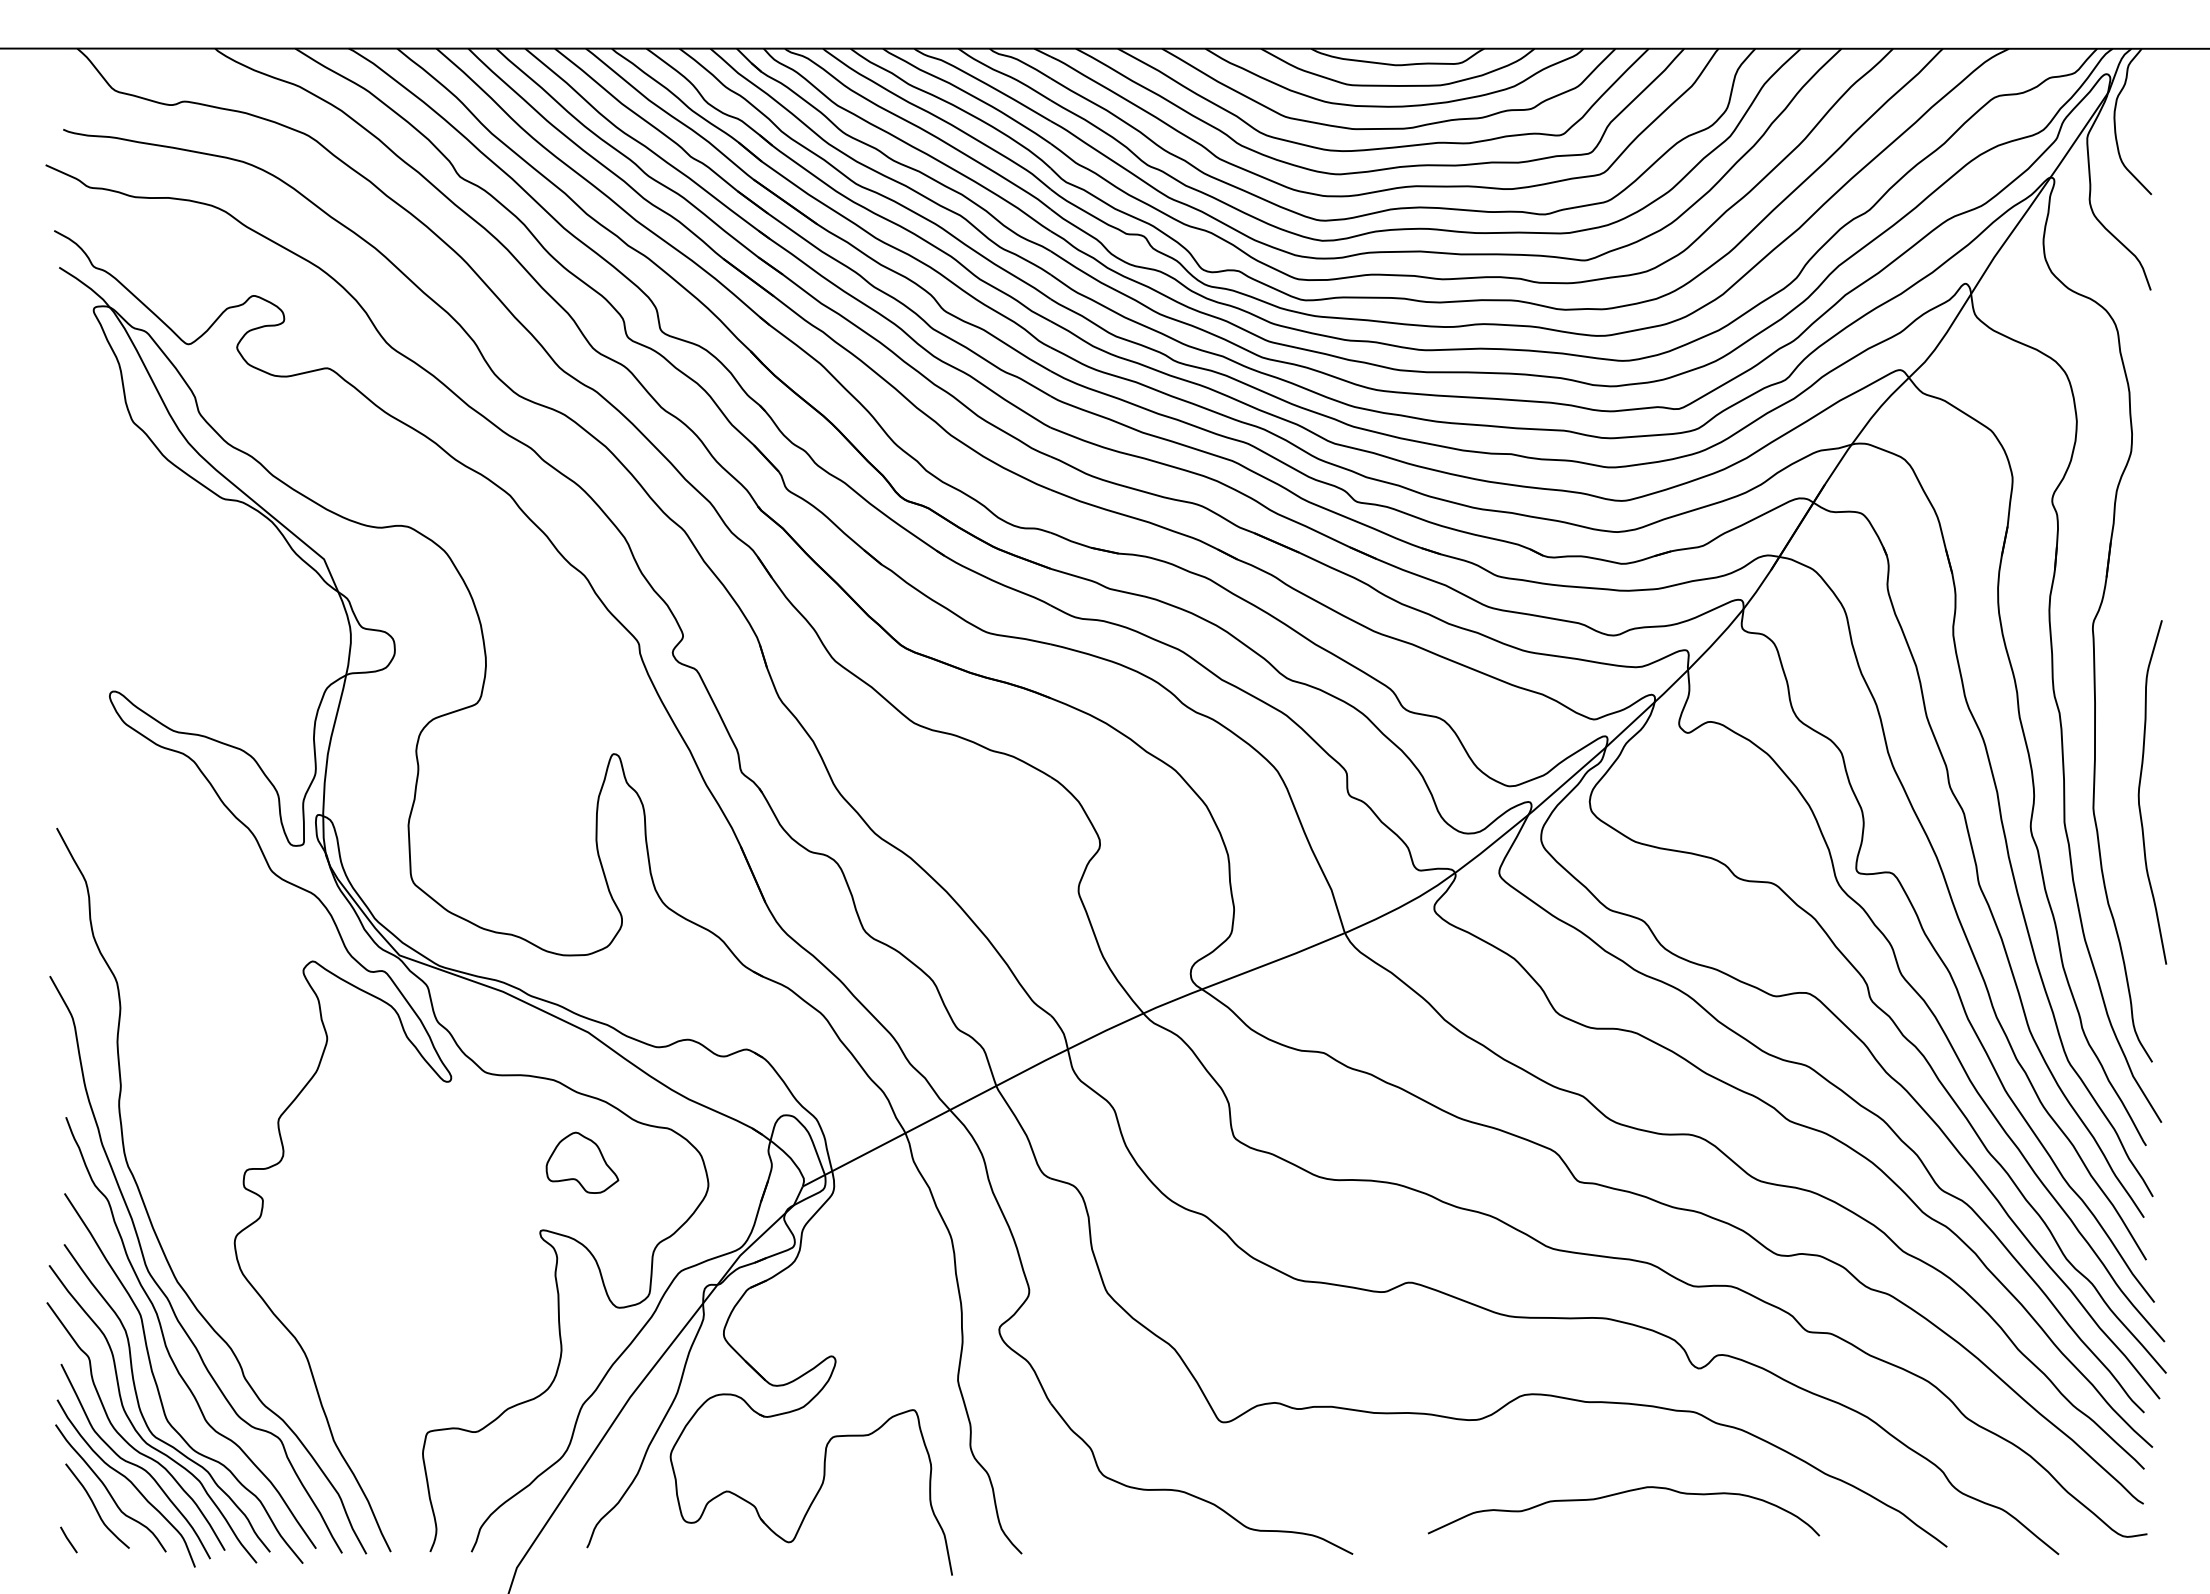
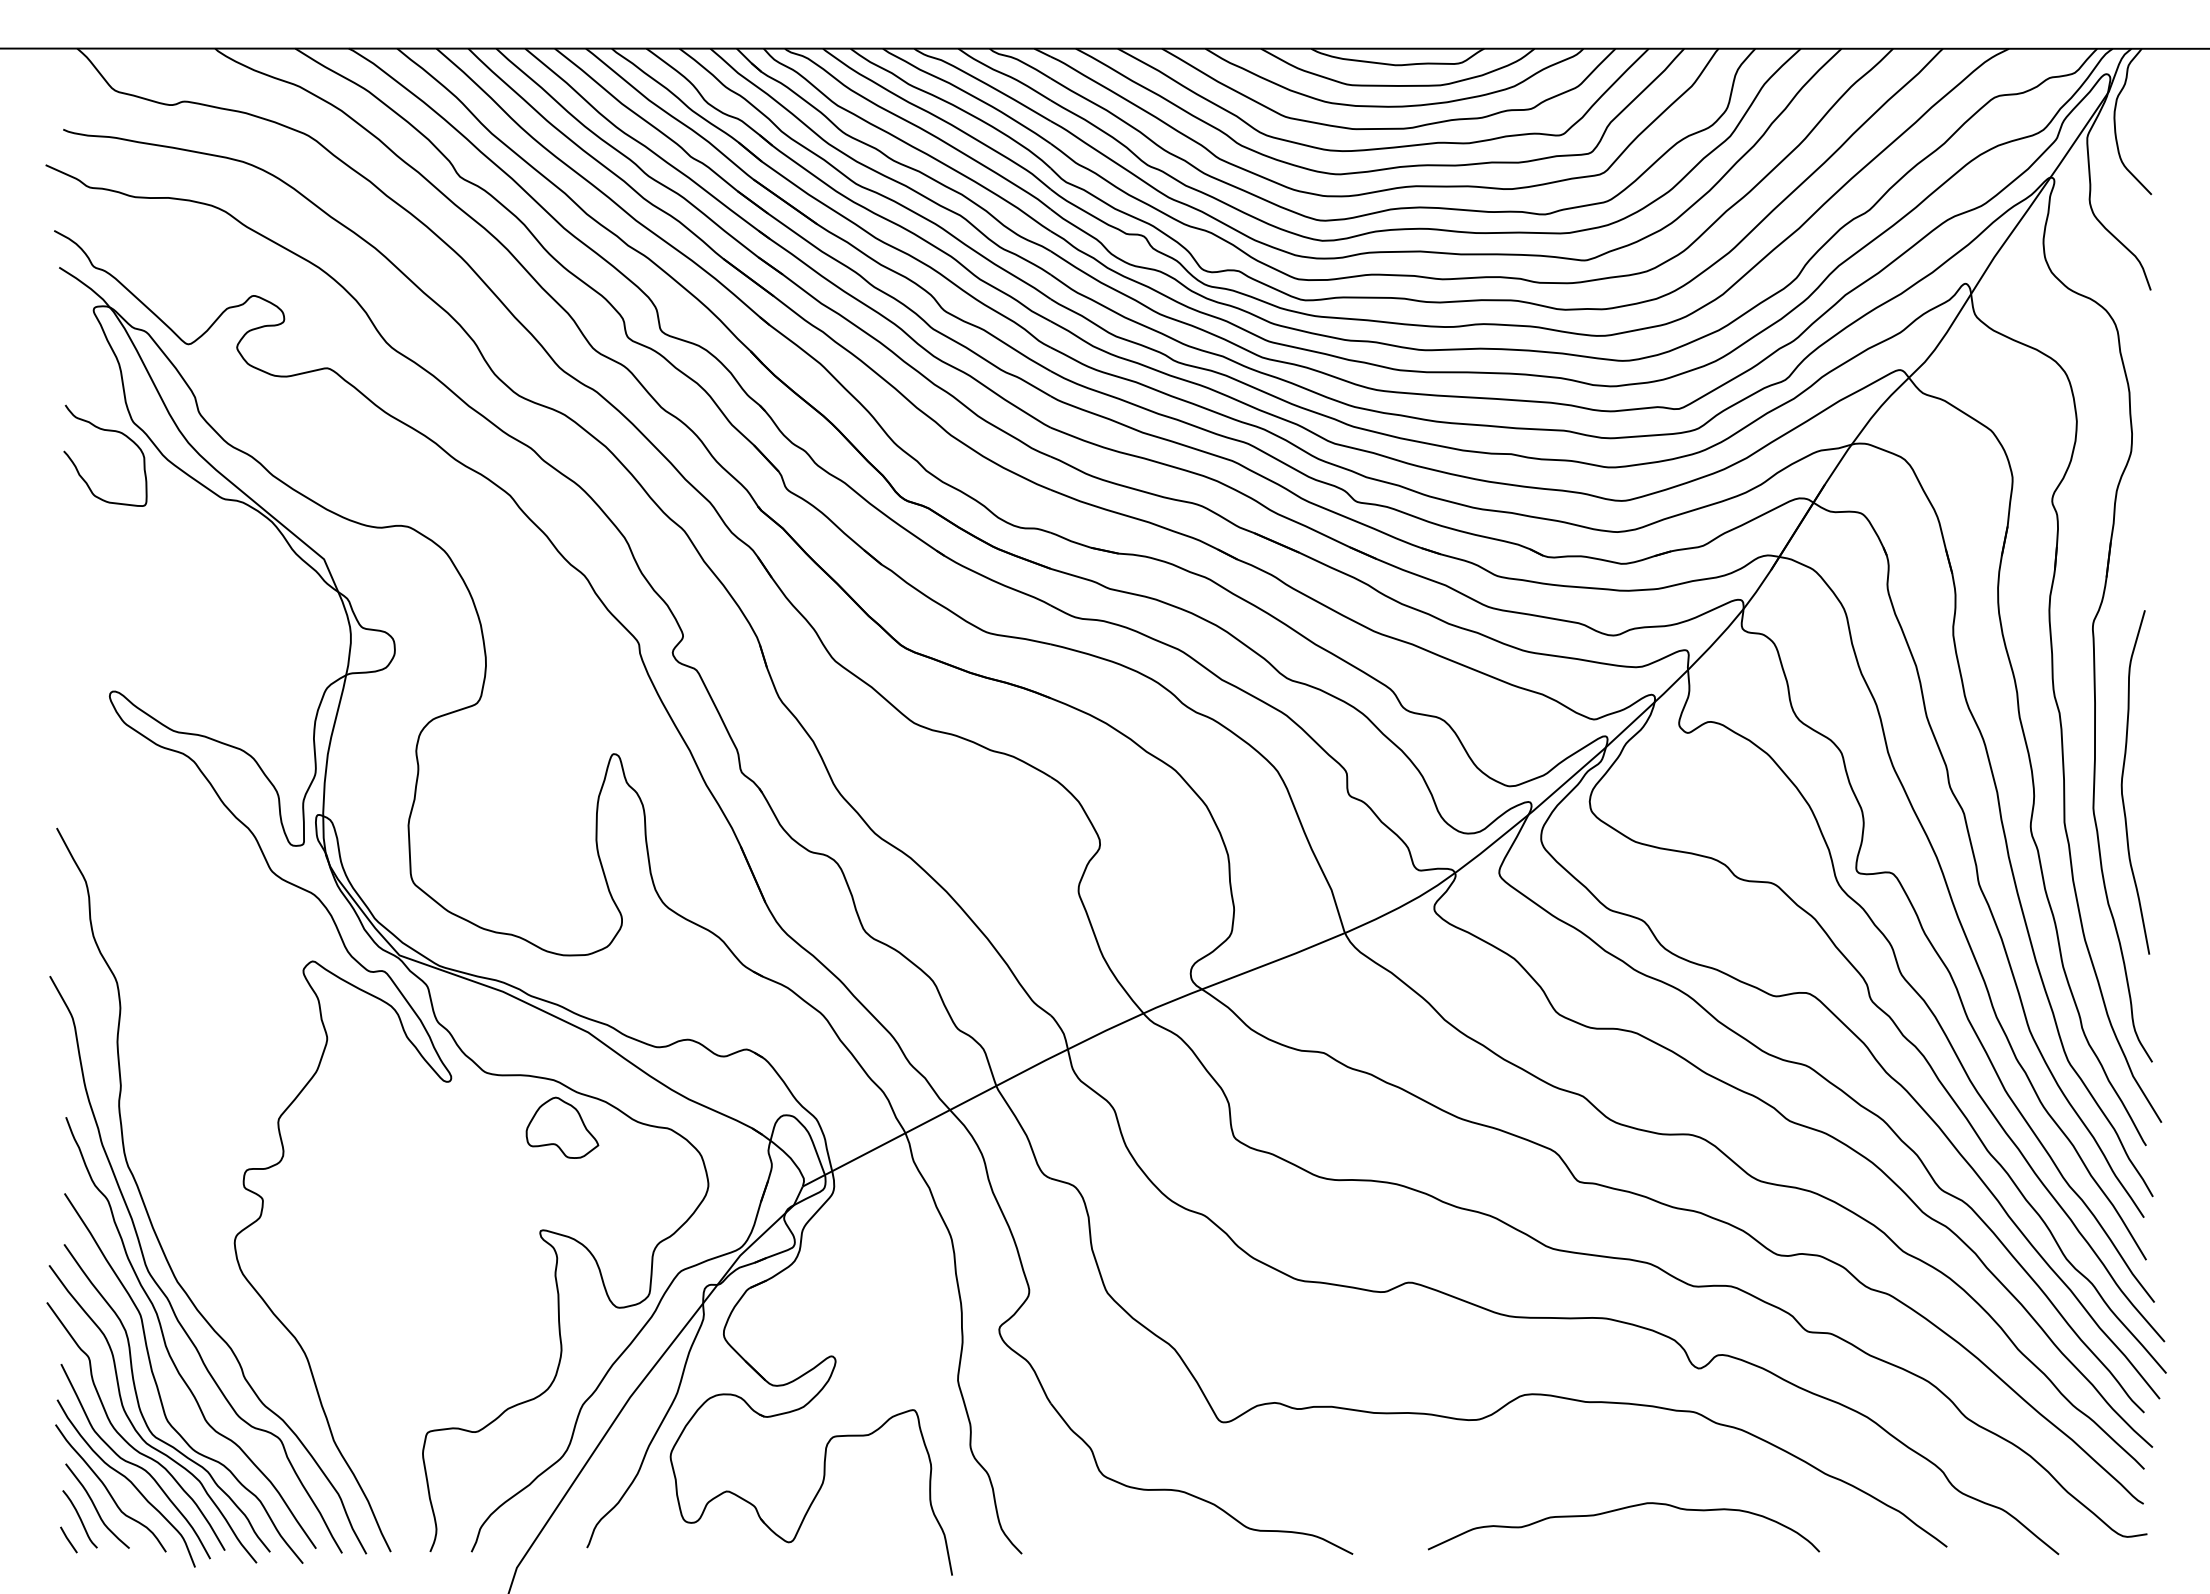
curve: none -> present (107, 431)
curve position: (2140, 787) -> (2123, 777) (2123, 777)
part position: (582, 1162) -> (562, 1127) (562, 1127)
curve position: (1619, 1494) -> (1619, 1510) (1619, 1510)
curve: none -> present (79, 1519)
